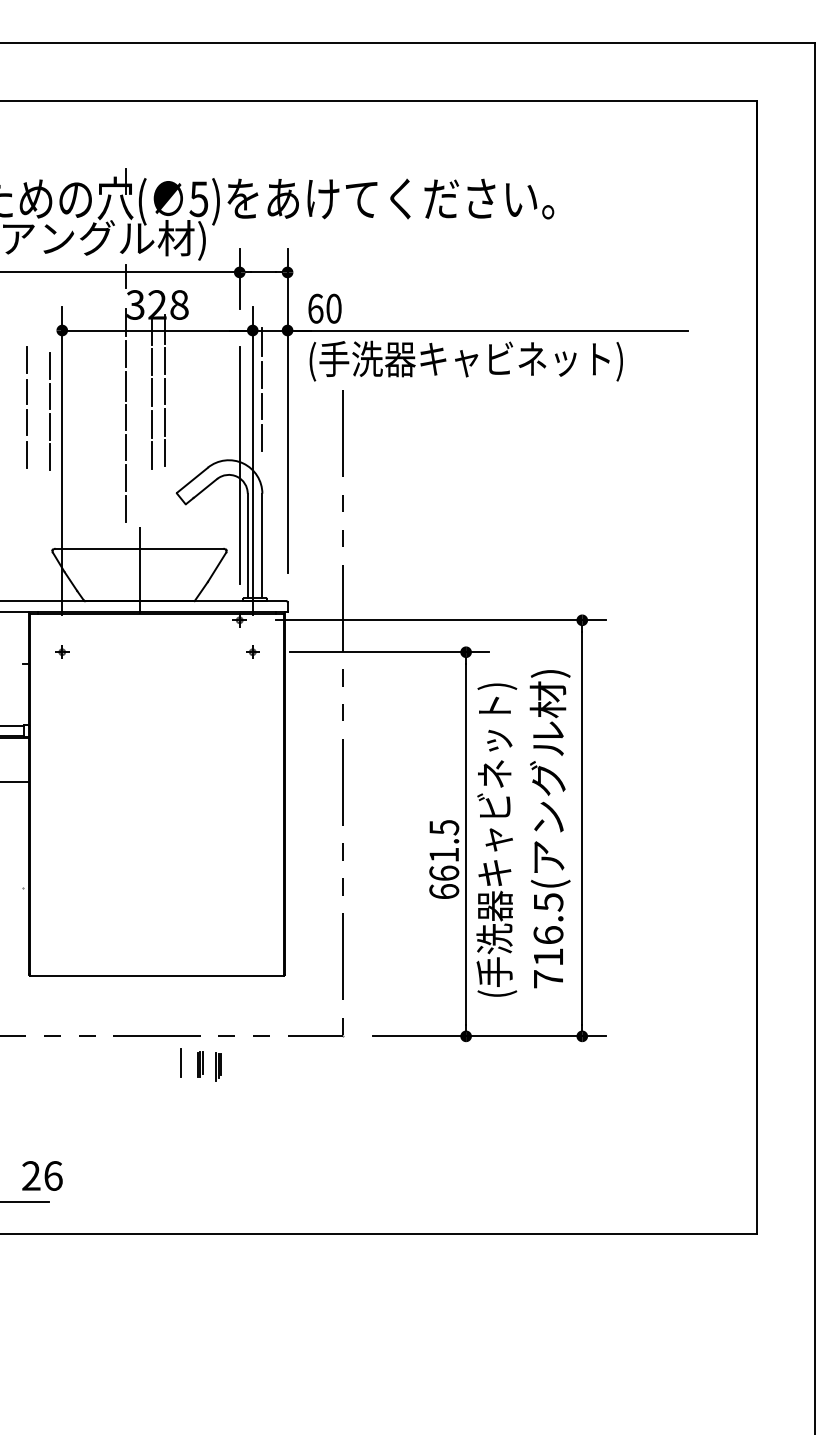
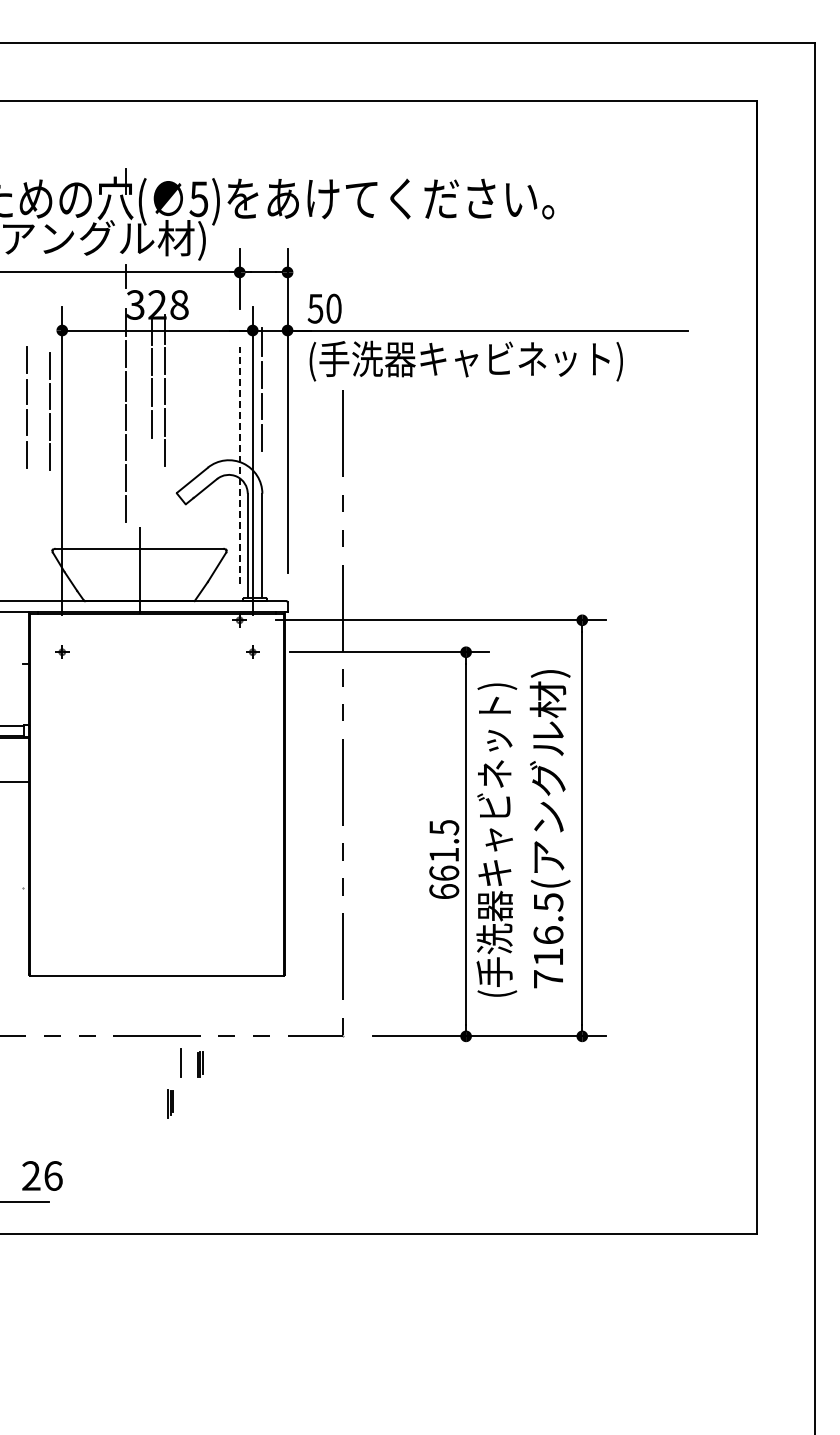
text: 60 -> 50 (315, 308)
line: present -> none (151, 455)
line: solid -> dashed (239, 465)
part position: (218, 1066) -> (170, 1103) (170, 1103)
